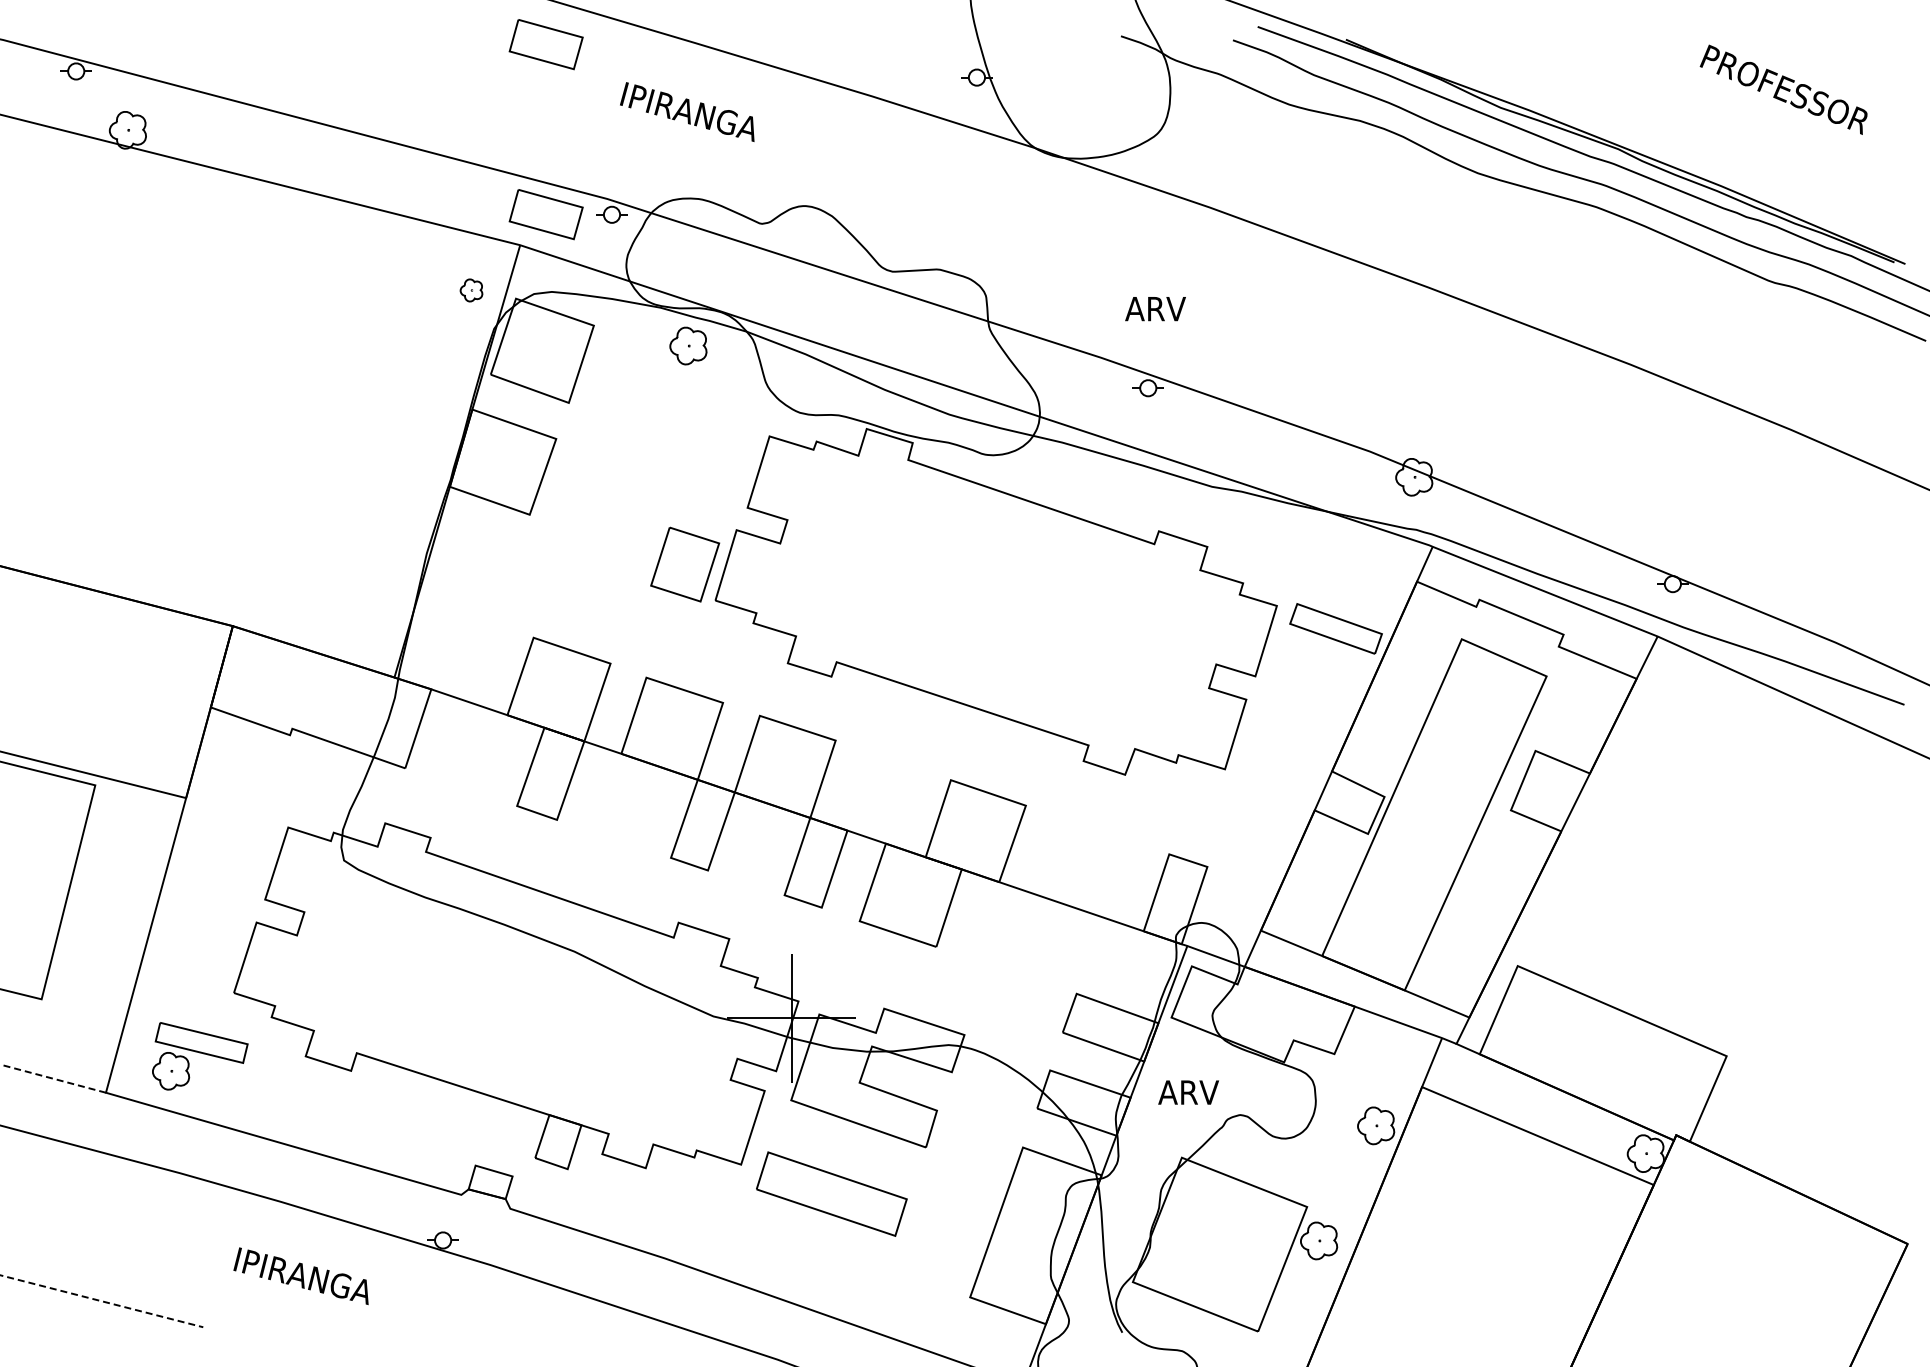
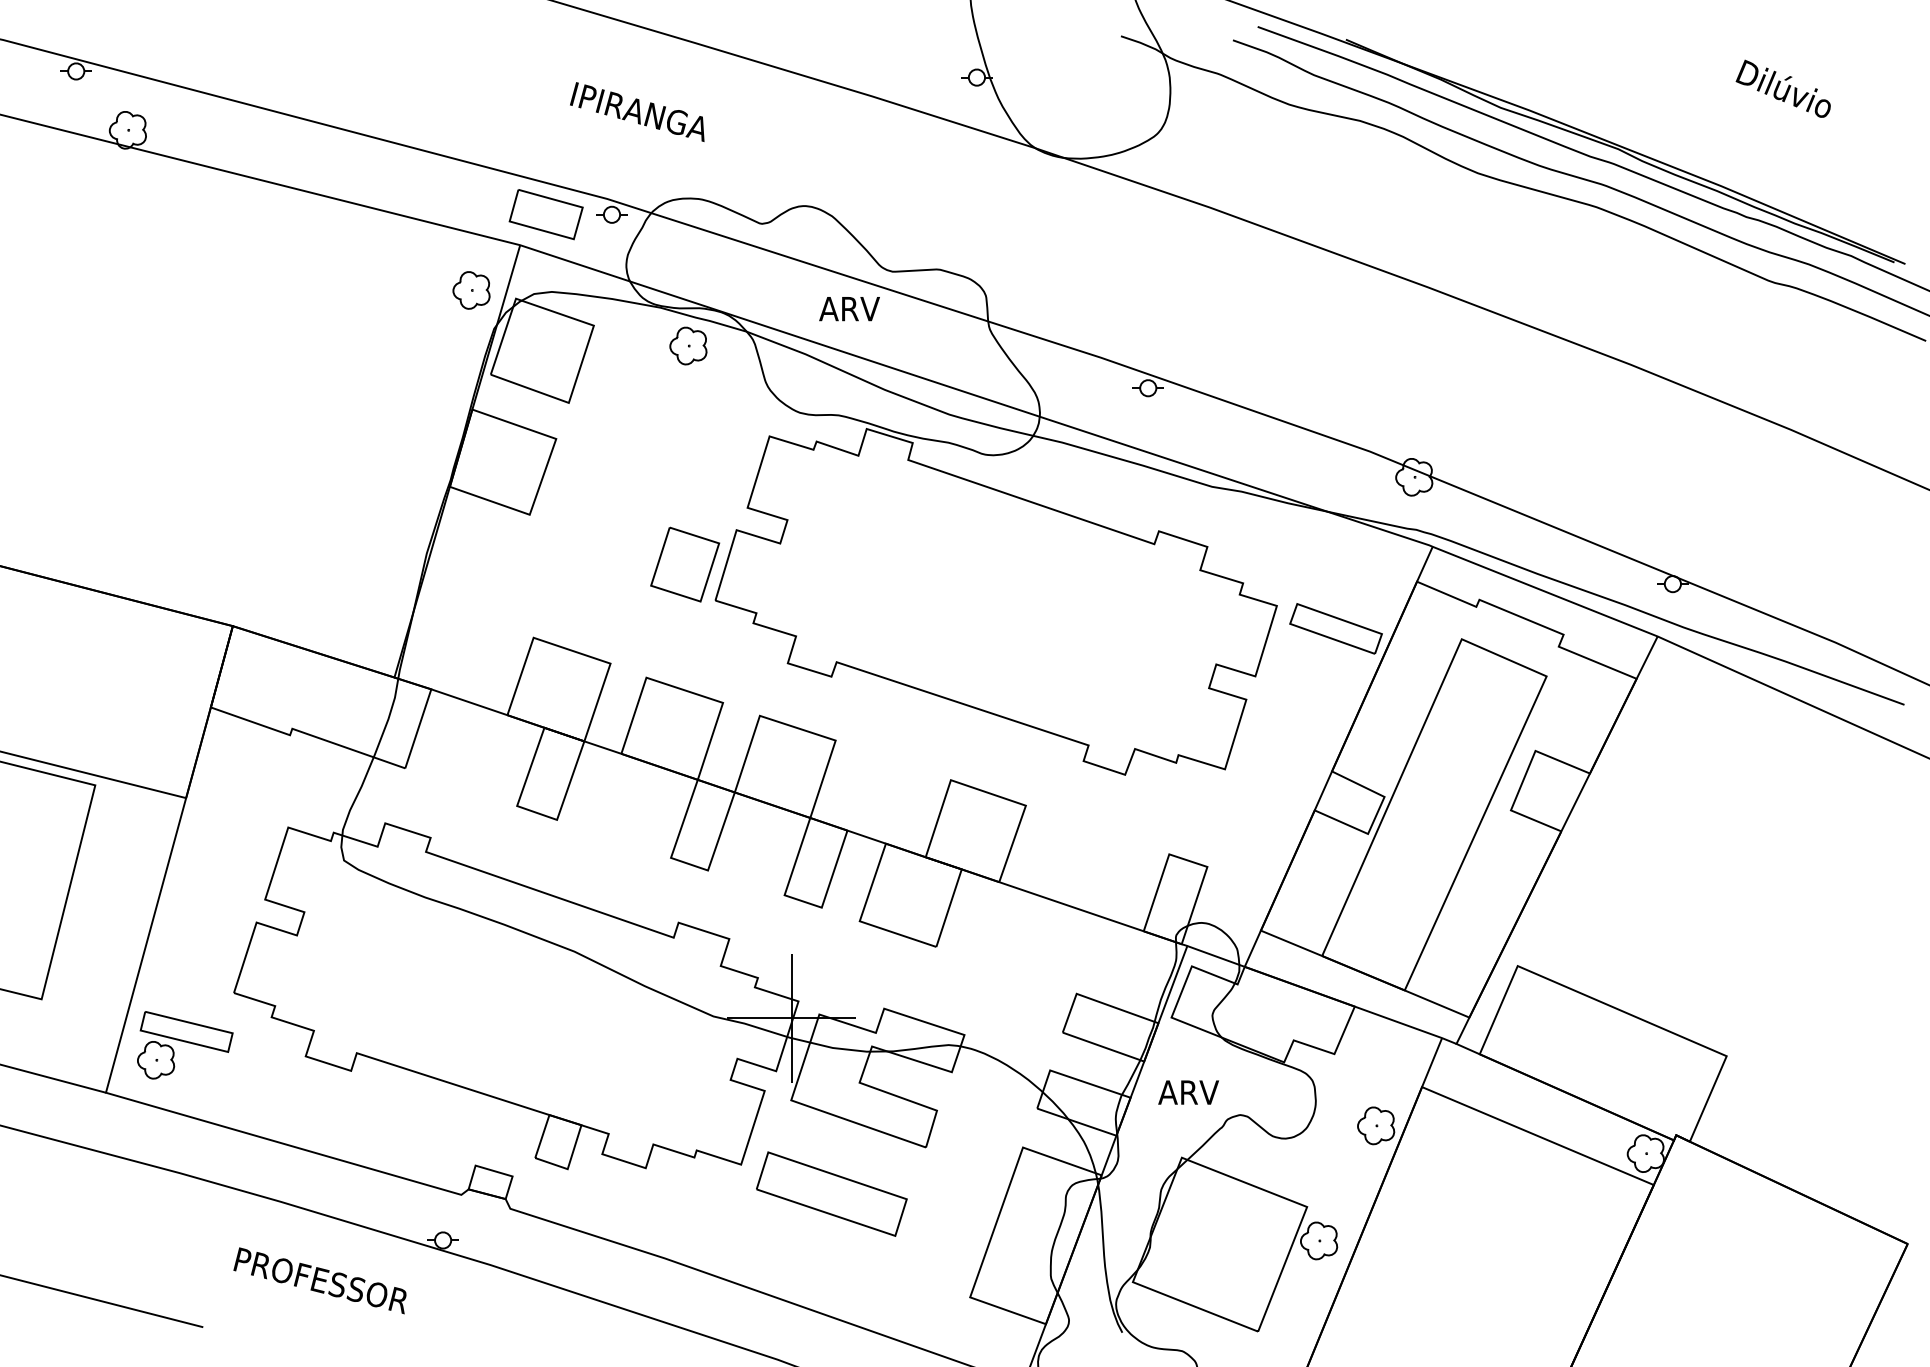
part: present -> none (545, 44)
text: PROFESSOR -> Dilúvio (1783, 89)
text position: (687, 111) -> (637, 111) (637, 111)
part size: 25x25 px -> 39x39 px (471, 290)
text position: (1155, 309) -> (849, 309) (849, 309)
part position: (200, 1056) -> (185, 1045) (185, 1045)
line: dashed -> solid (52, 1078)
text: IPIRANGA -> PROFESSOR (322, 1281)
line: dashed -> solid (101, 1301)
